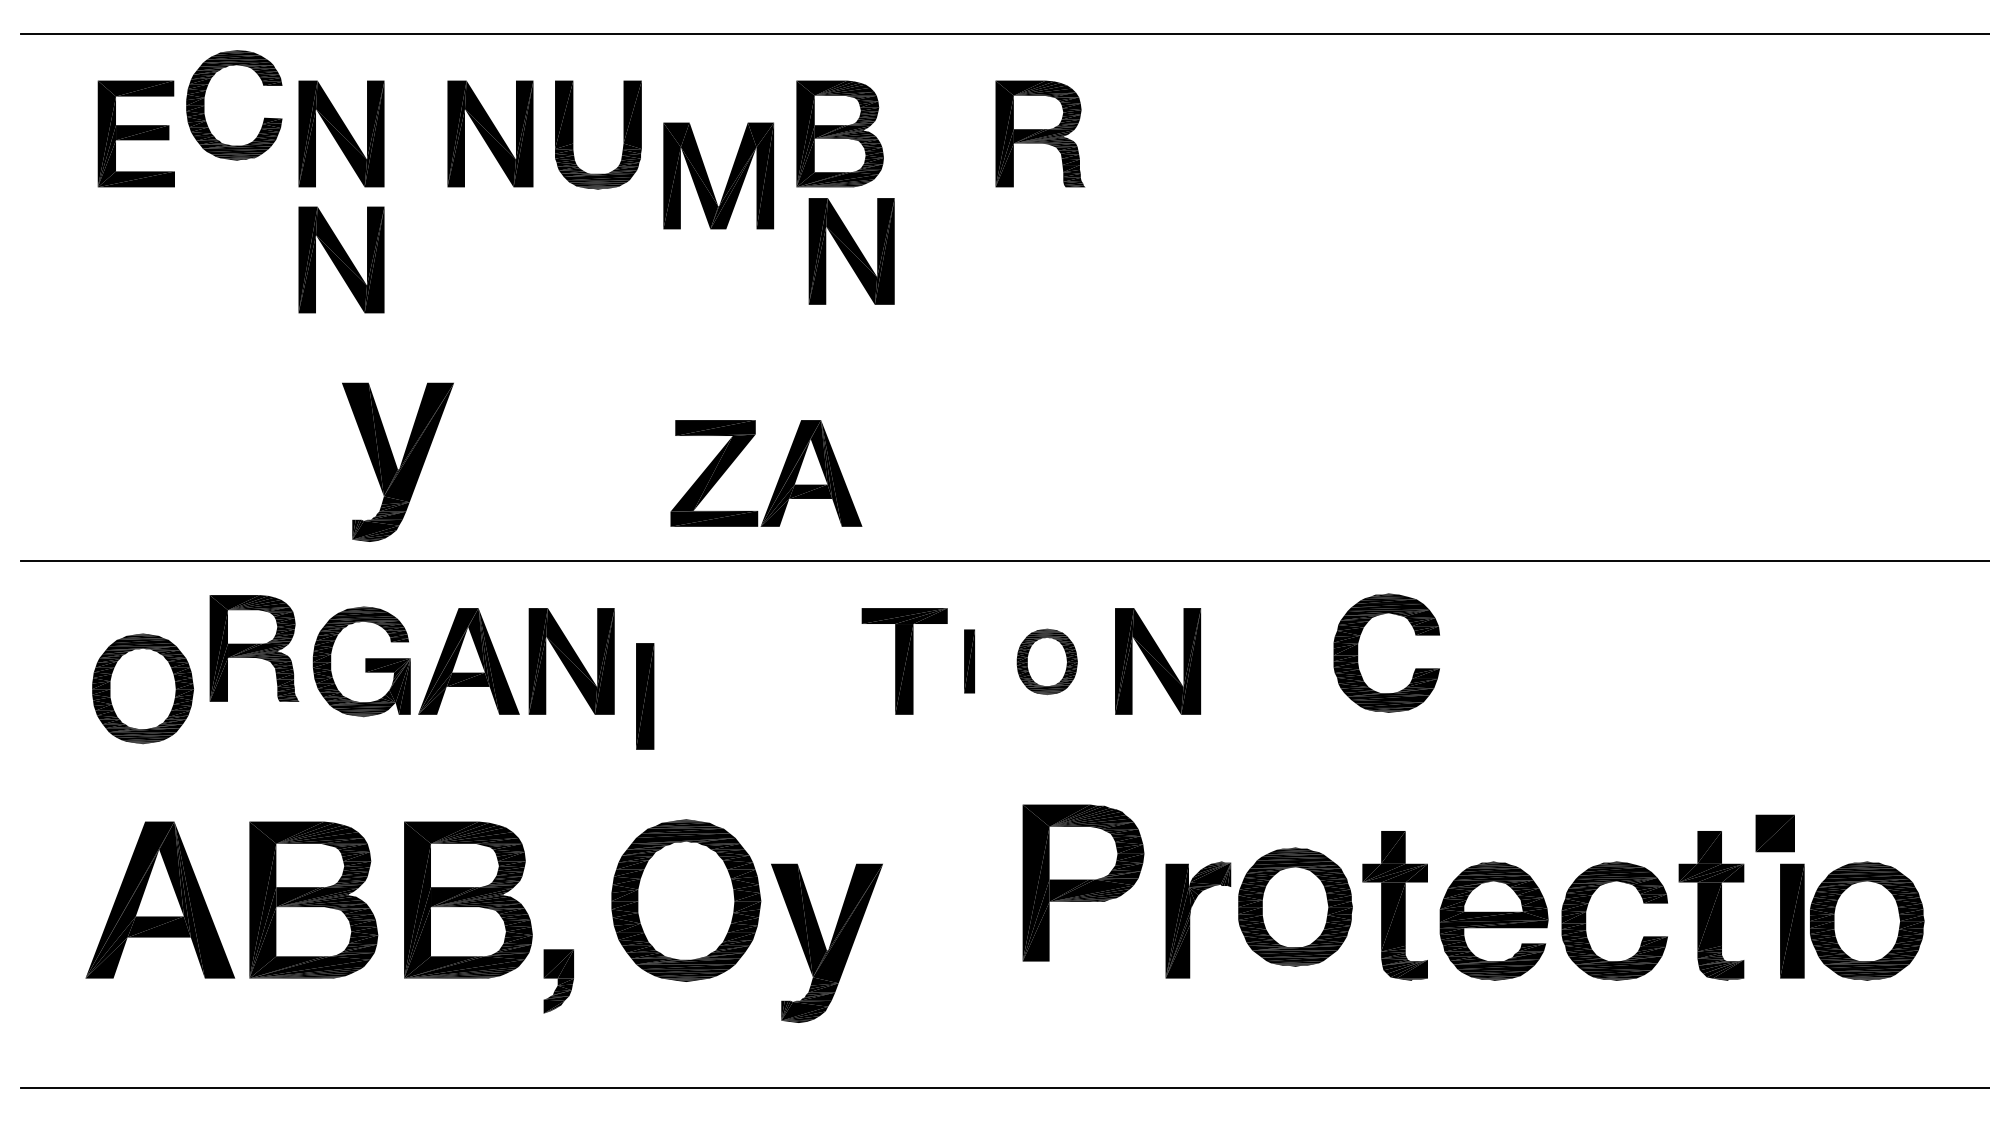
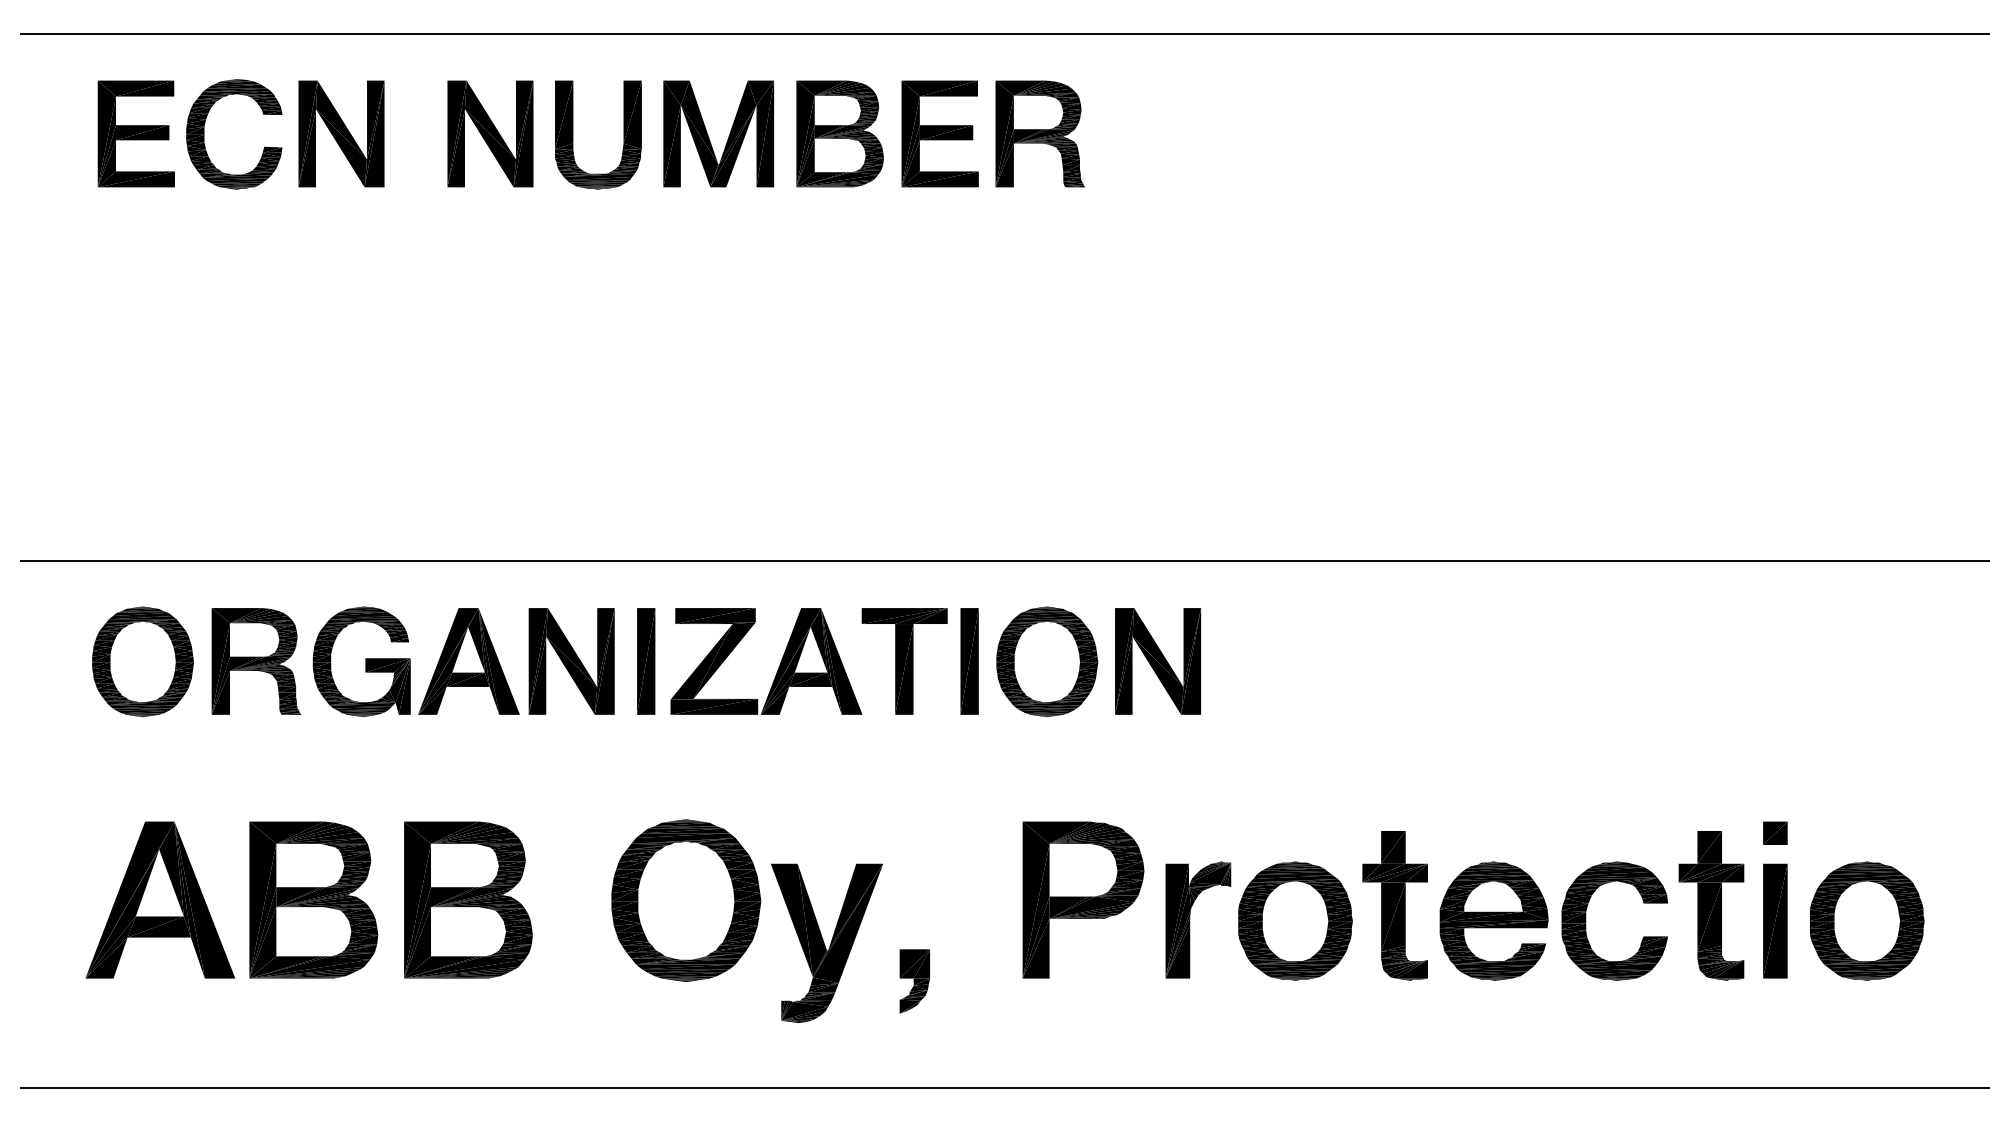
part position: (204, 105) -> (204, 134) (204, 134)
part: none -> present (939, 133)
part position: (709, 179) -> (709, 137) (709, 137)
part: present -> none (851, 251)
part: present -> none (341, 259)
part: present -> none (397, 461)
part position: (779, 476) -> (779, 664) (779, 664)
part position: (254, 648) -> (256, 661) (256, 661)
part: present -> none (1358, 652)
part size: 11x65 px -> 19x107 px (969, 661)
part size: 62x67 px -> 103x112 px (1047, 661)
part position: (143, 688) -> (143, 661) (143, 661)
part position: (645, 696) -> (646, 661) (646, 661)
part size: 40x39 px -> 25x24 px (1775, 832)
part position: (1083, 882) -> (1083, 899) (1083, 899)
part position: (1295, 906) -> (1295, 920) (1295, 920)
part position: (1792, 920) -> (1775, 920) (1775, 920)
part position: (558, 981) -> (914, 981) (914, 981)
